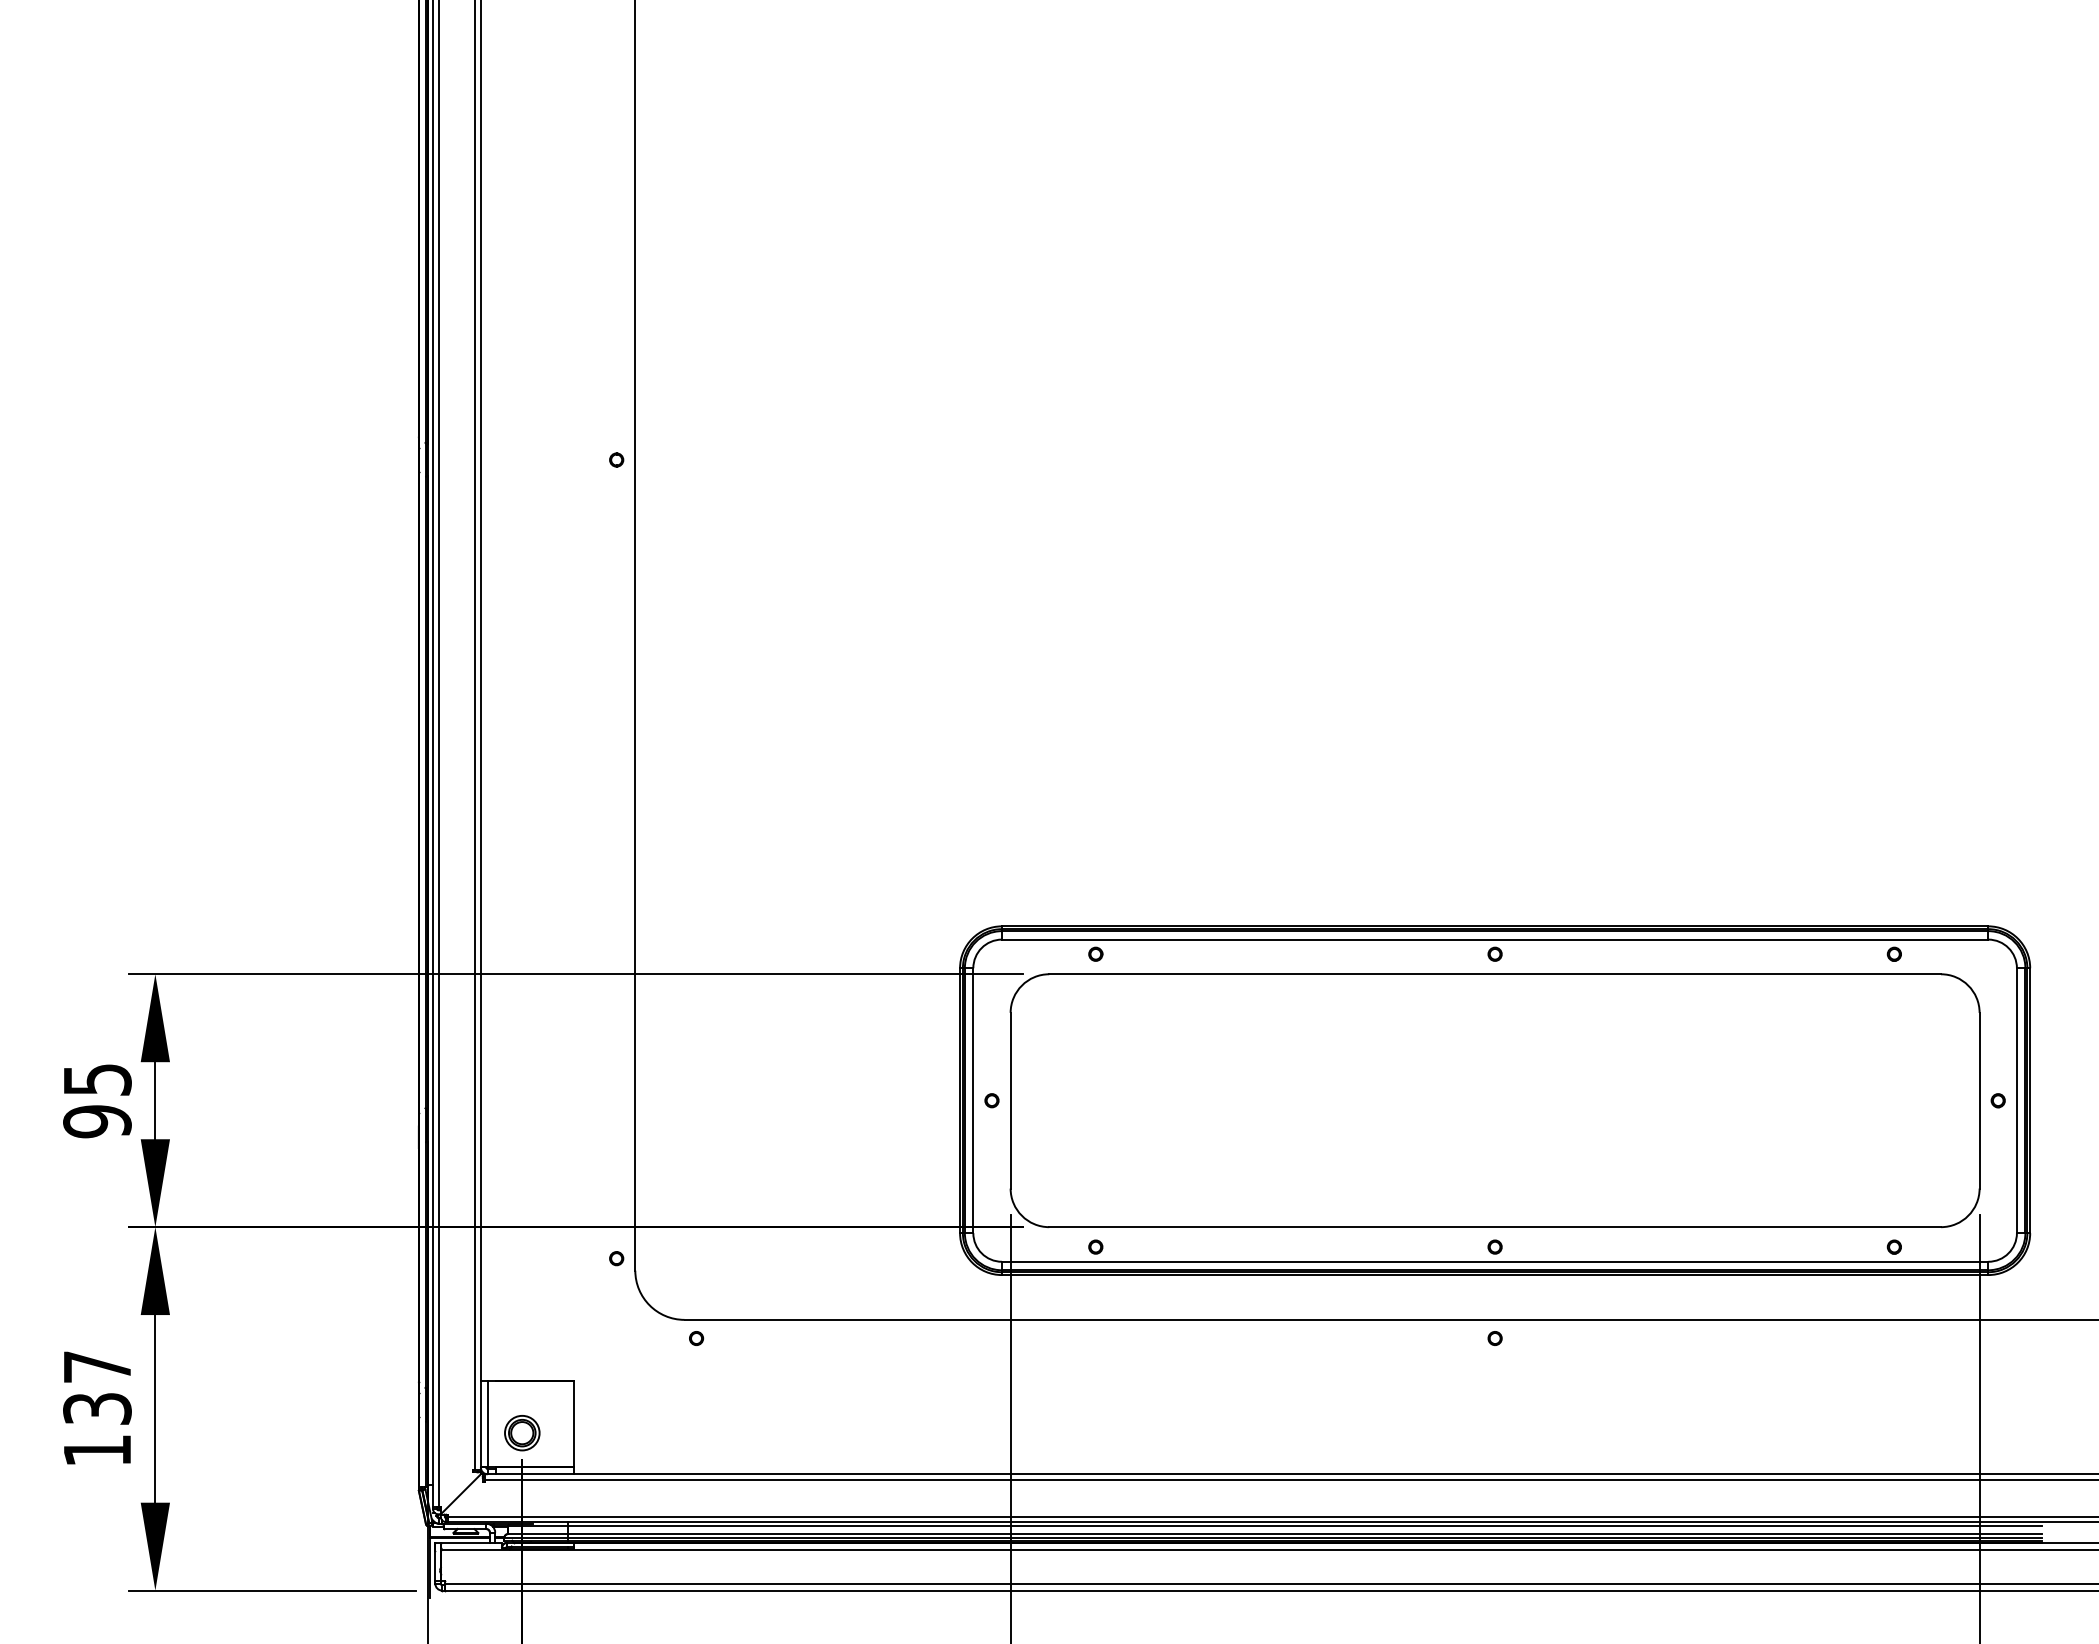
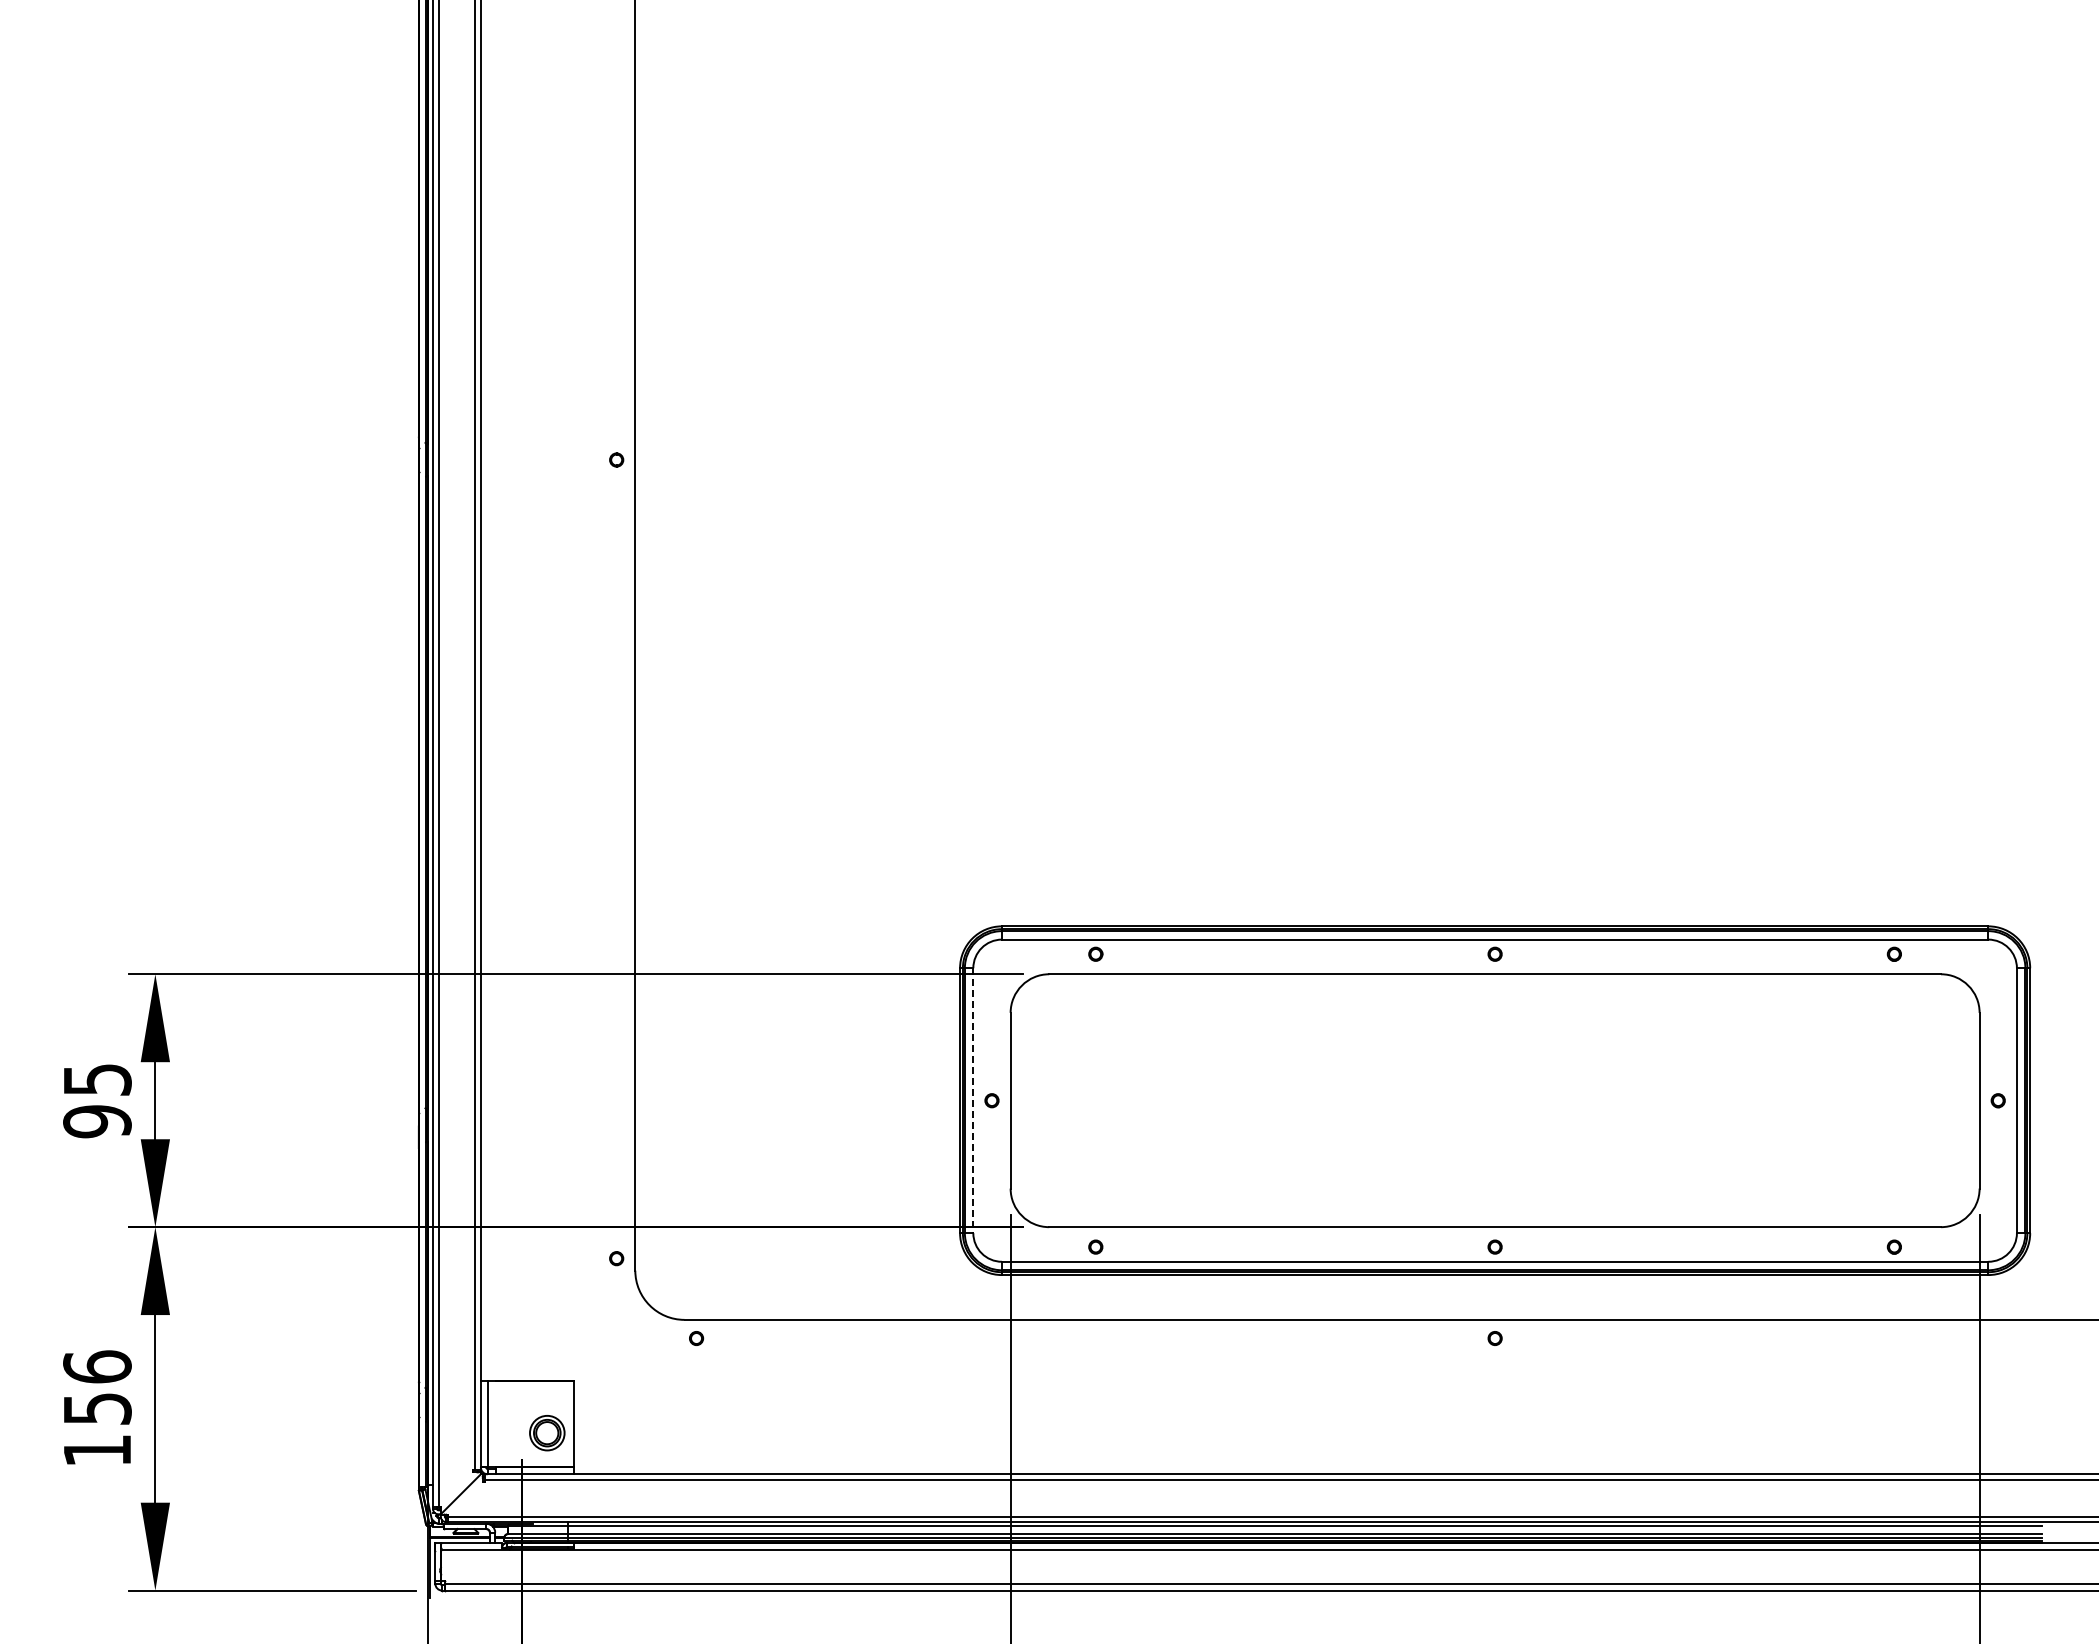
line: solid -> dashed (973, 1101)
text: 137 -> 156 (97, 1387)
part position: (522, 1433) -> (547, 1433) (547, 1433)
